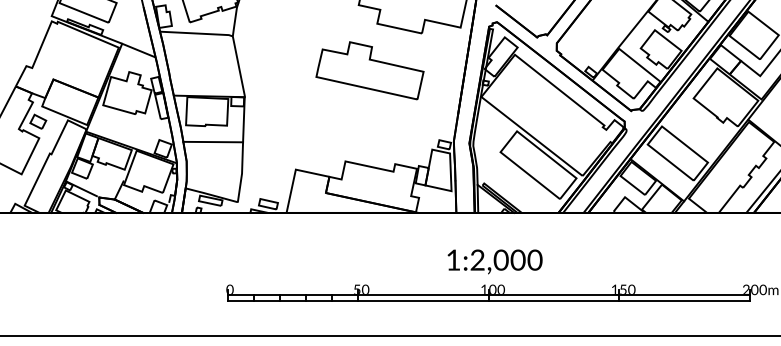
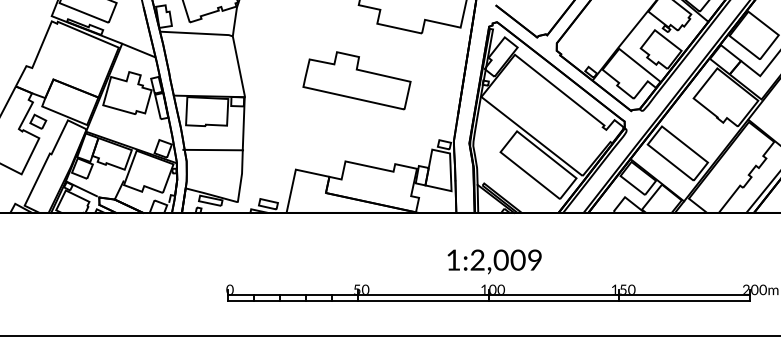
part position: (369, 70) -> (356, 80) (356, 80)
line position: (213, 141) -> (213, 149) (213, 149)
text: 1:2,000 -> 1:2,009 (534, 260)
